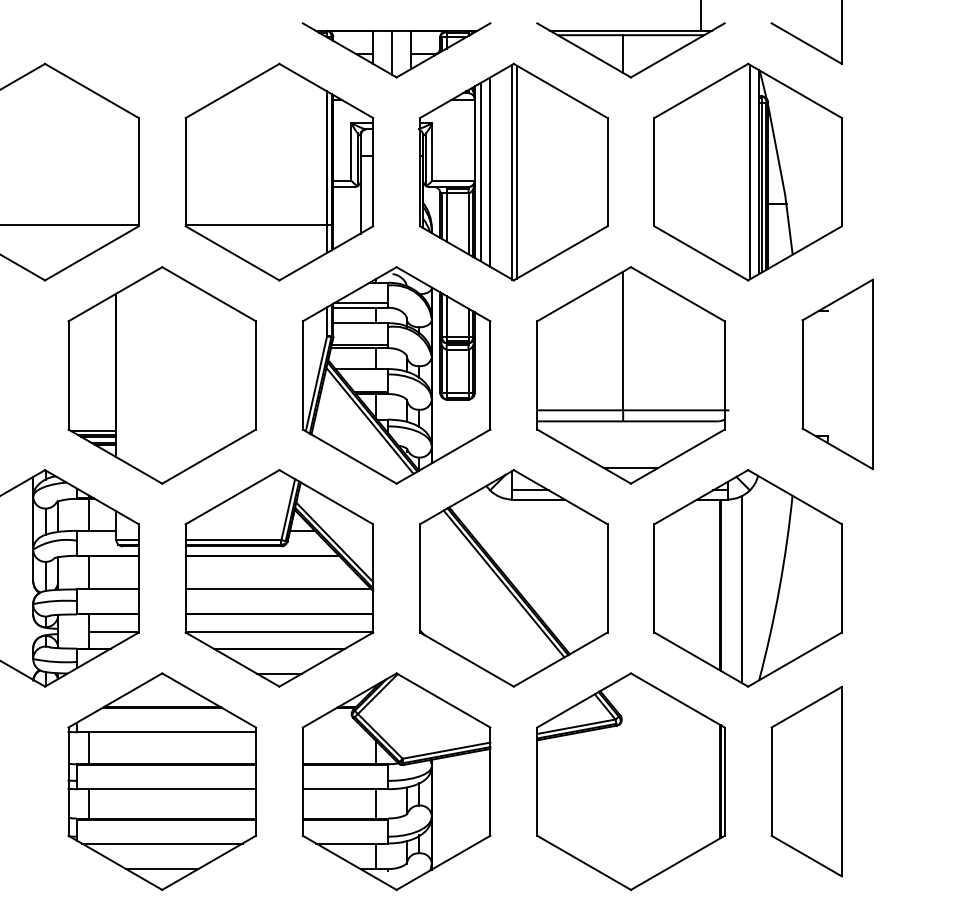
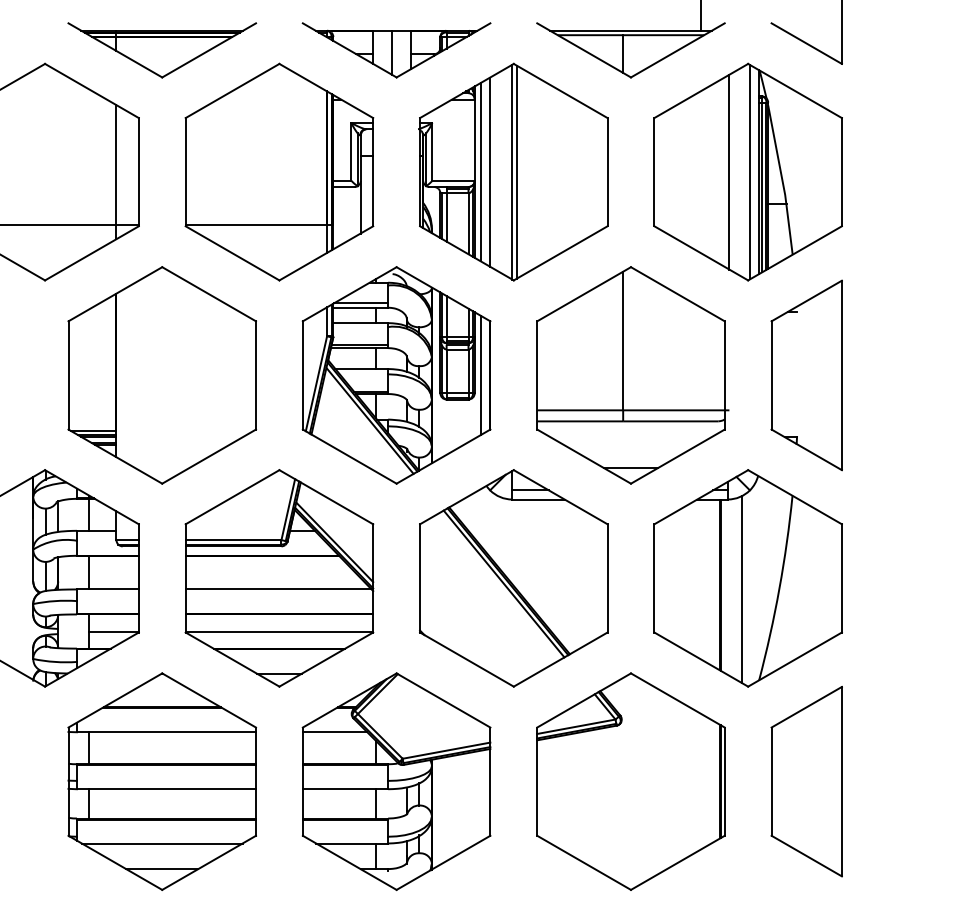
part: none -> present (162, 50)
line: none -> present (729, 171)
line: none -> present (116, 172)
line: none -> present (480, 374)
part position: (837, 374) -> (806, 375) (806, 375)
line: none -> present (334, 732)
